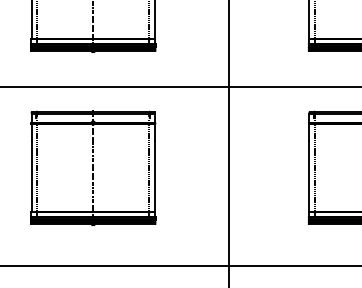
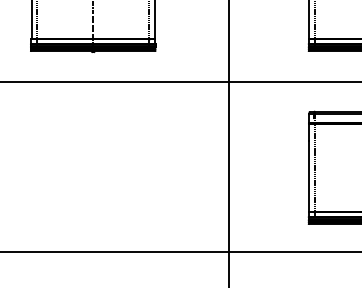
line position: (180, 86) -> (180, 81) (180, 81)
part: present -> none (93, 168)
line position: (180, 266) -> (180, 252) (180, 252)
